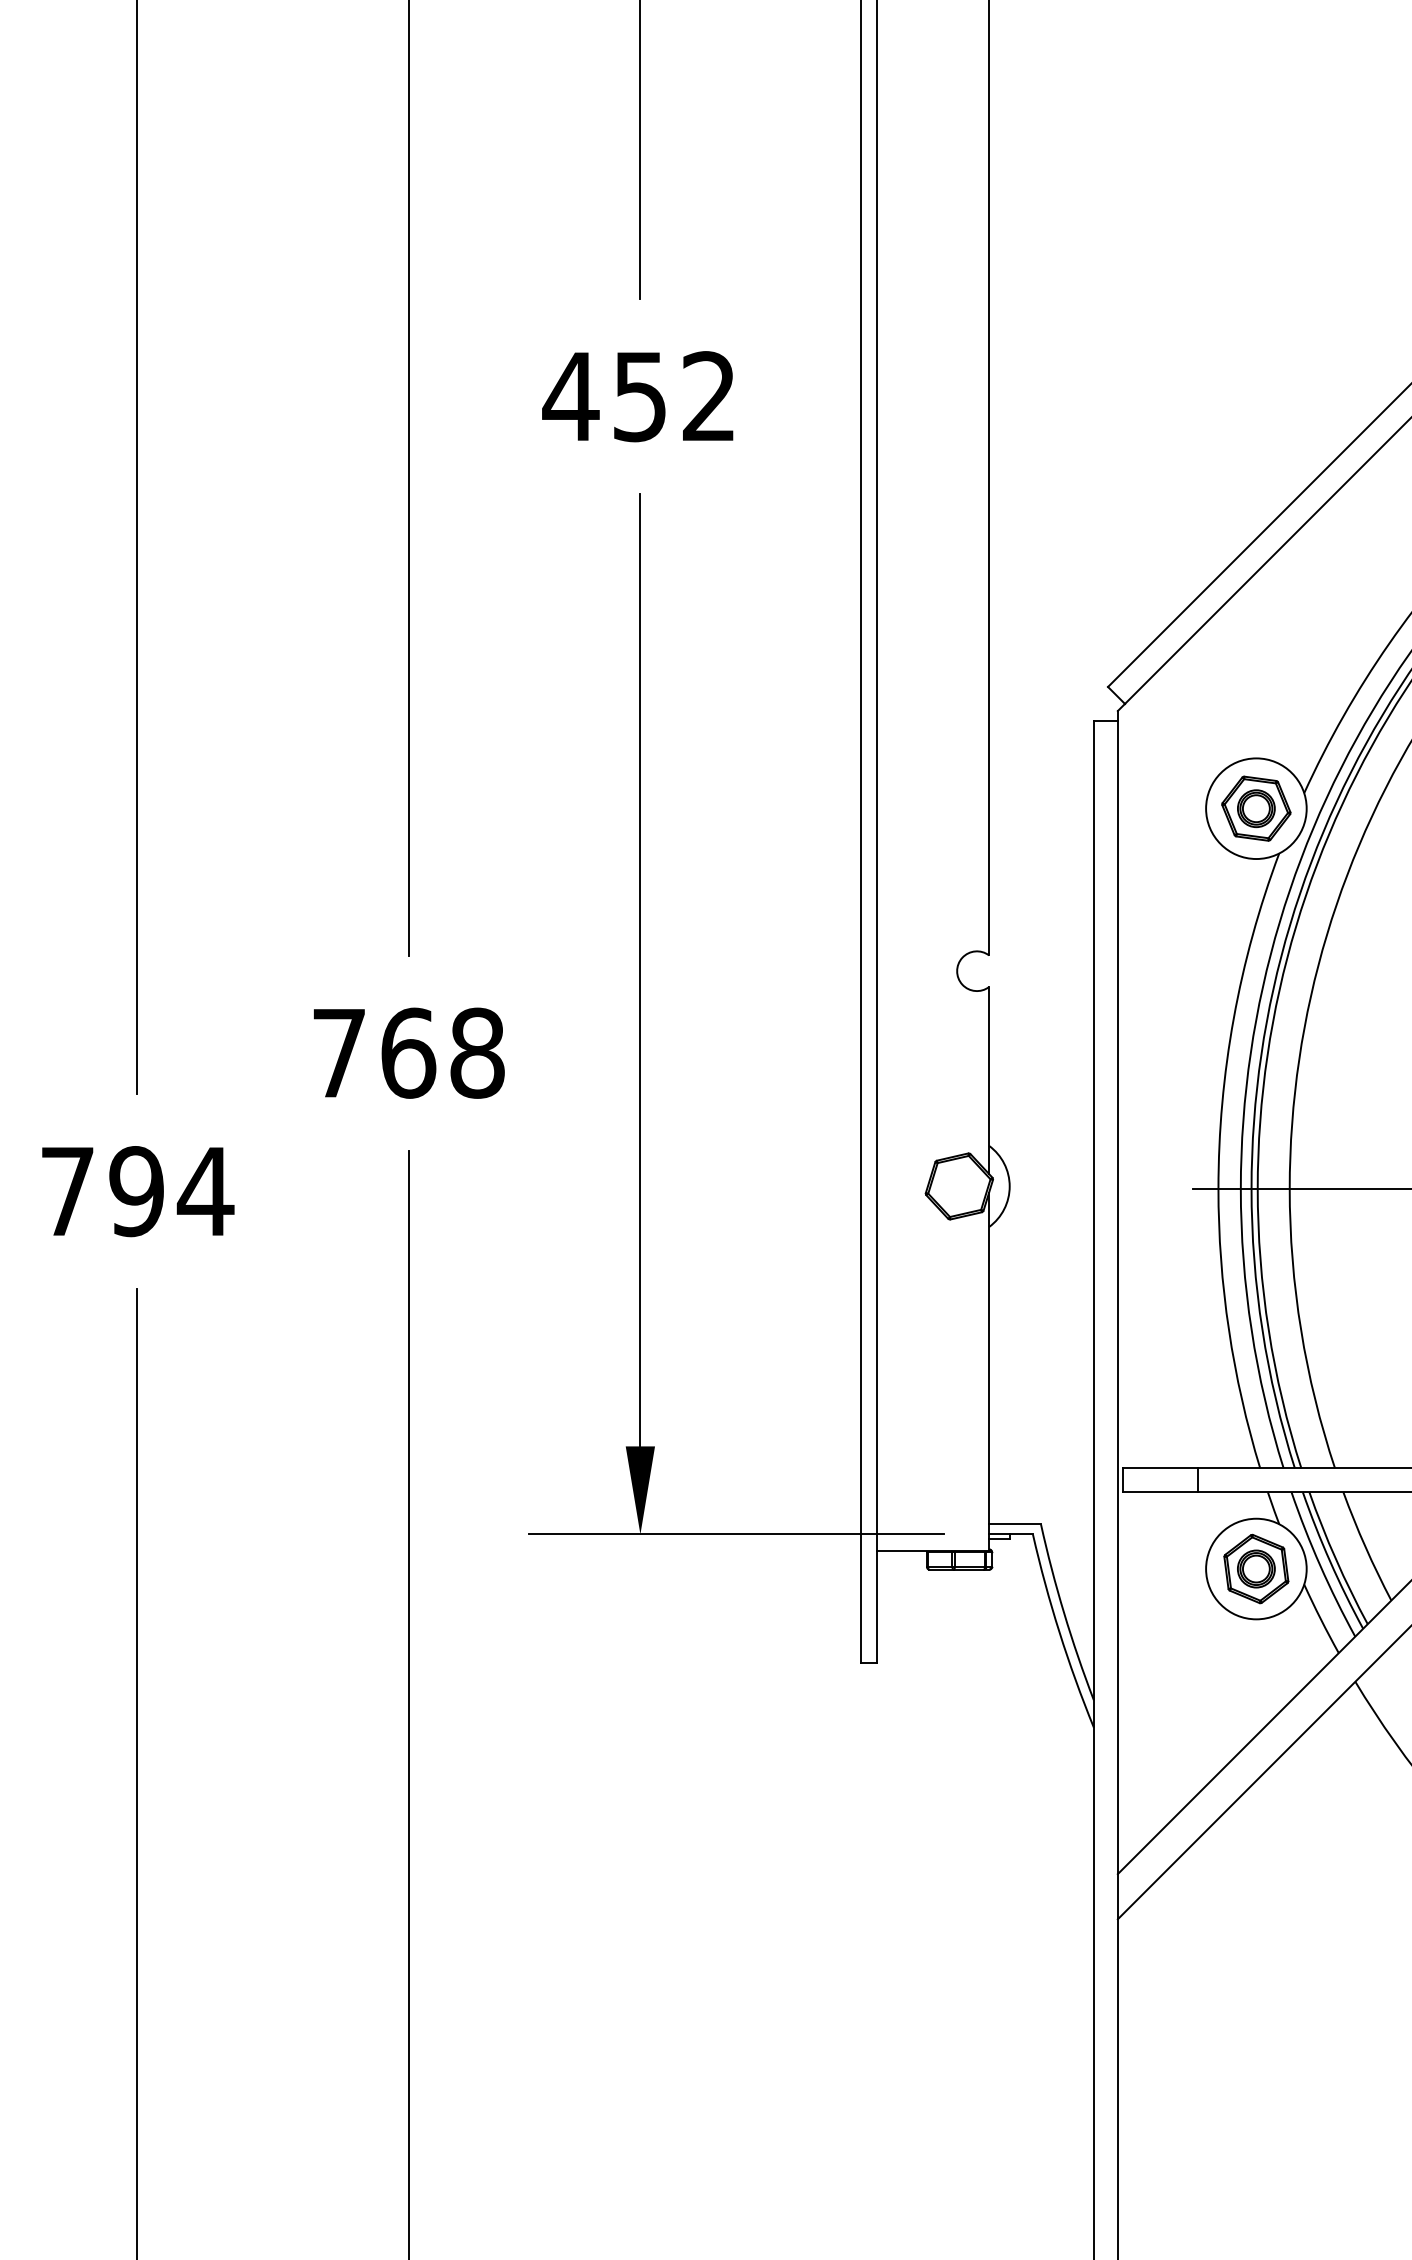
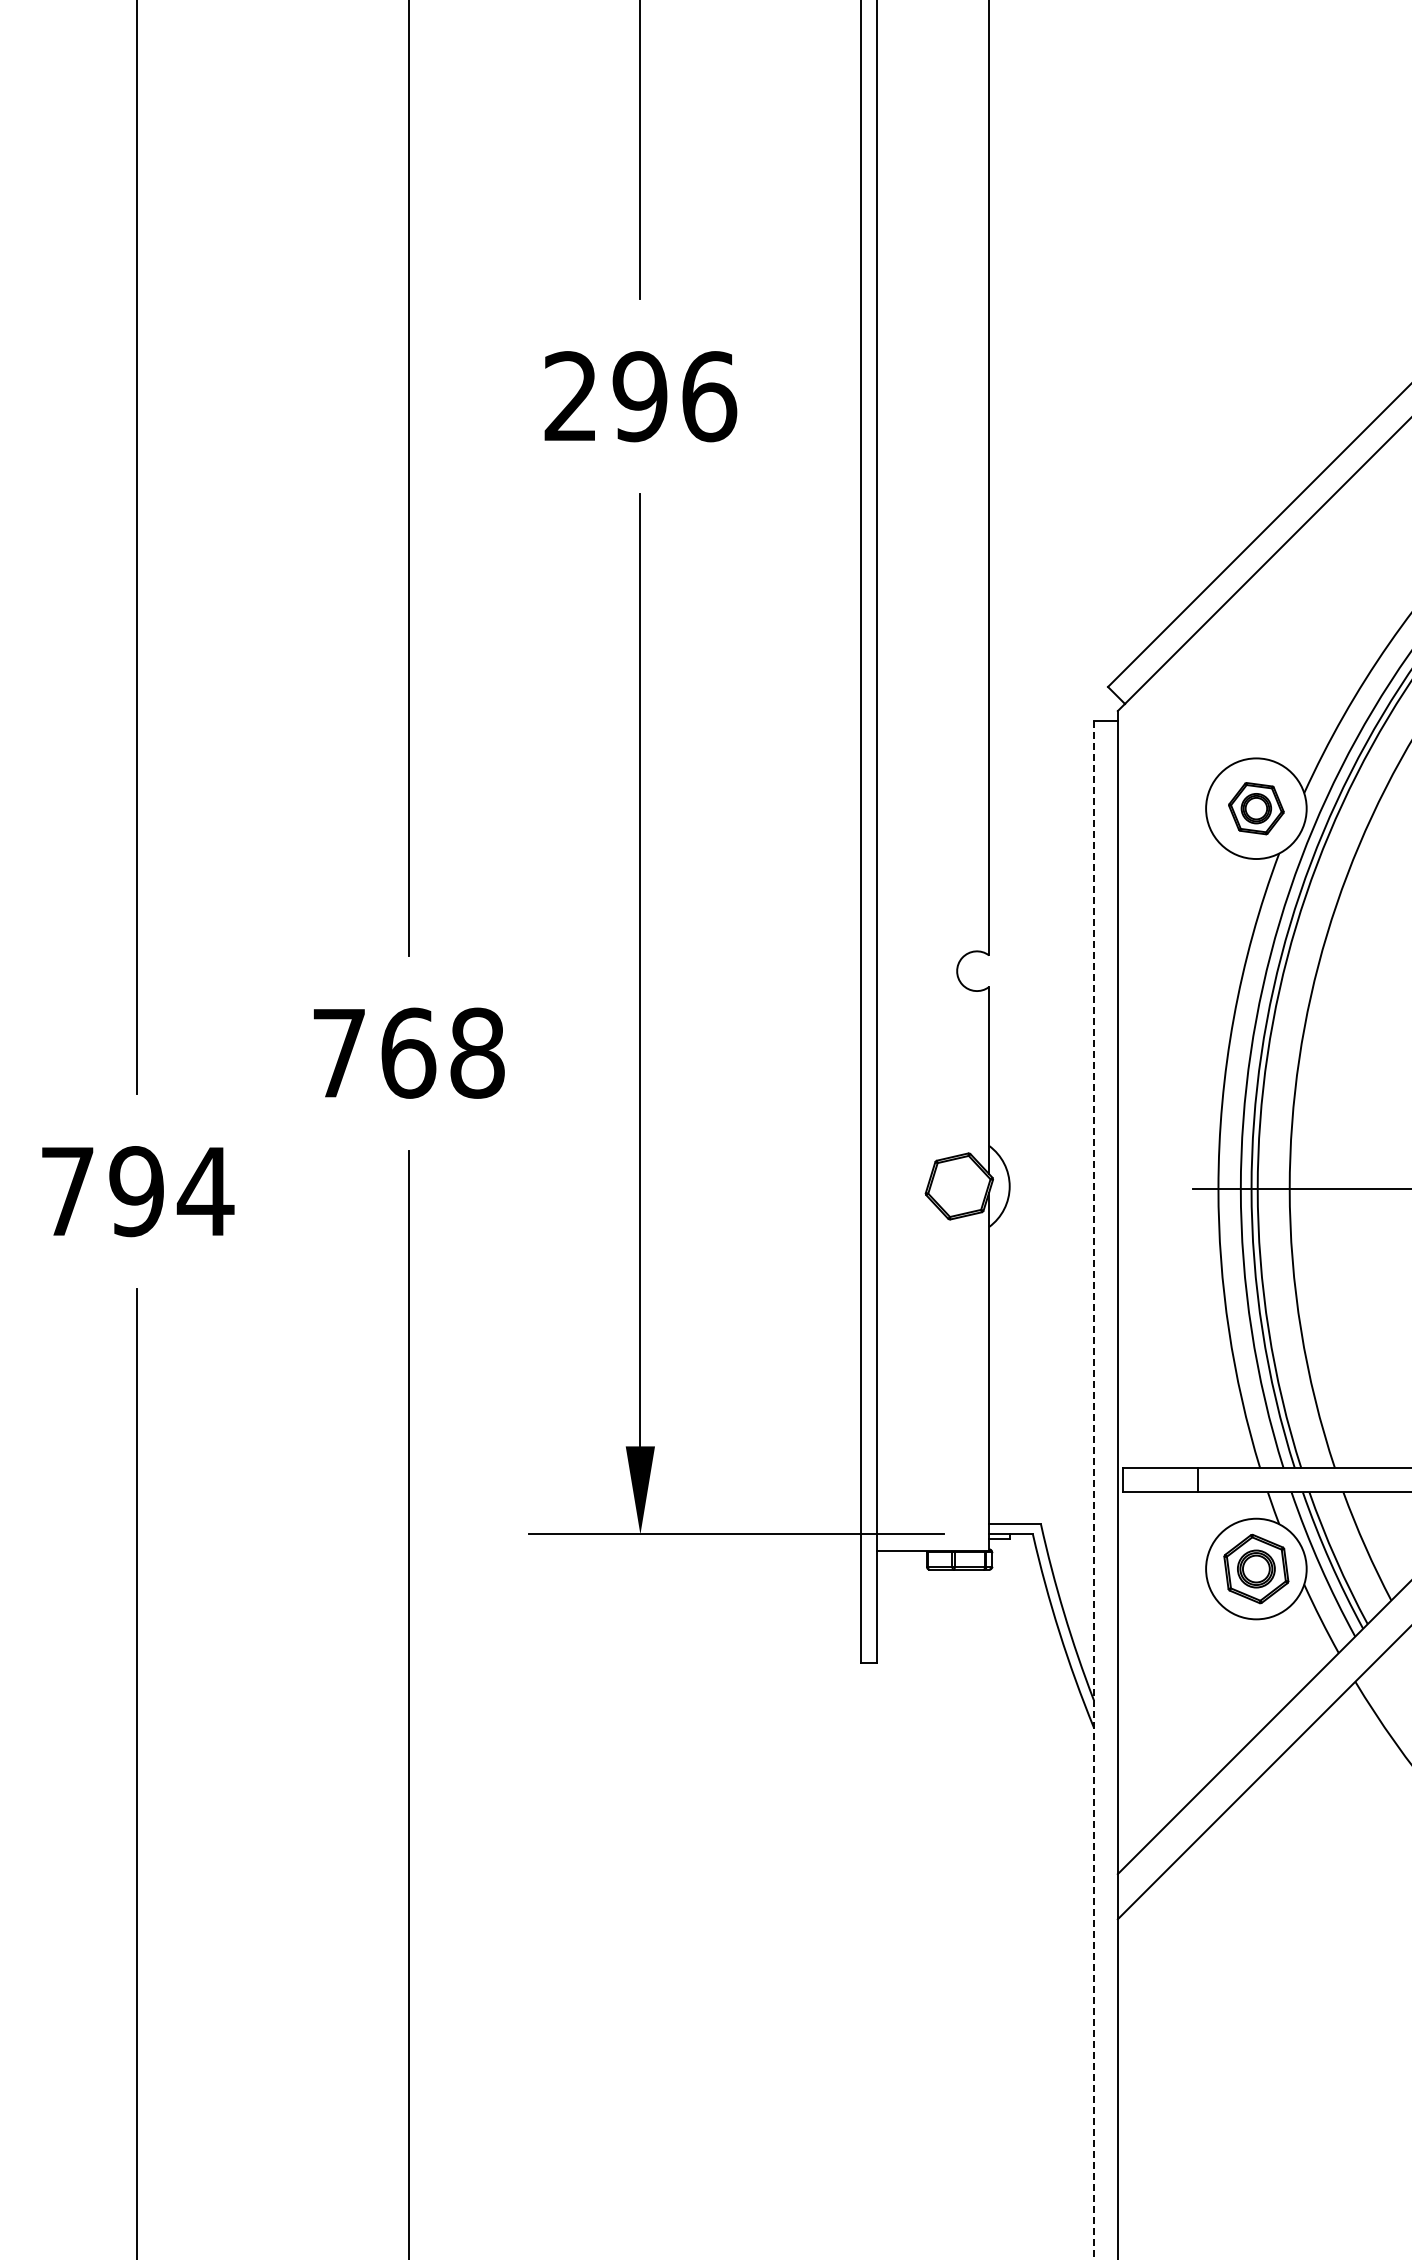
text: 452 -> 296 (639, 396)
part size: 71x67 px -> 57x54 px (1256, 808)
line: solid -> dashed (1093, 1490)
